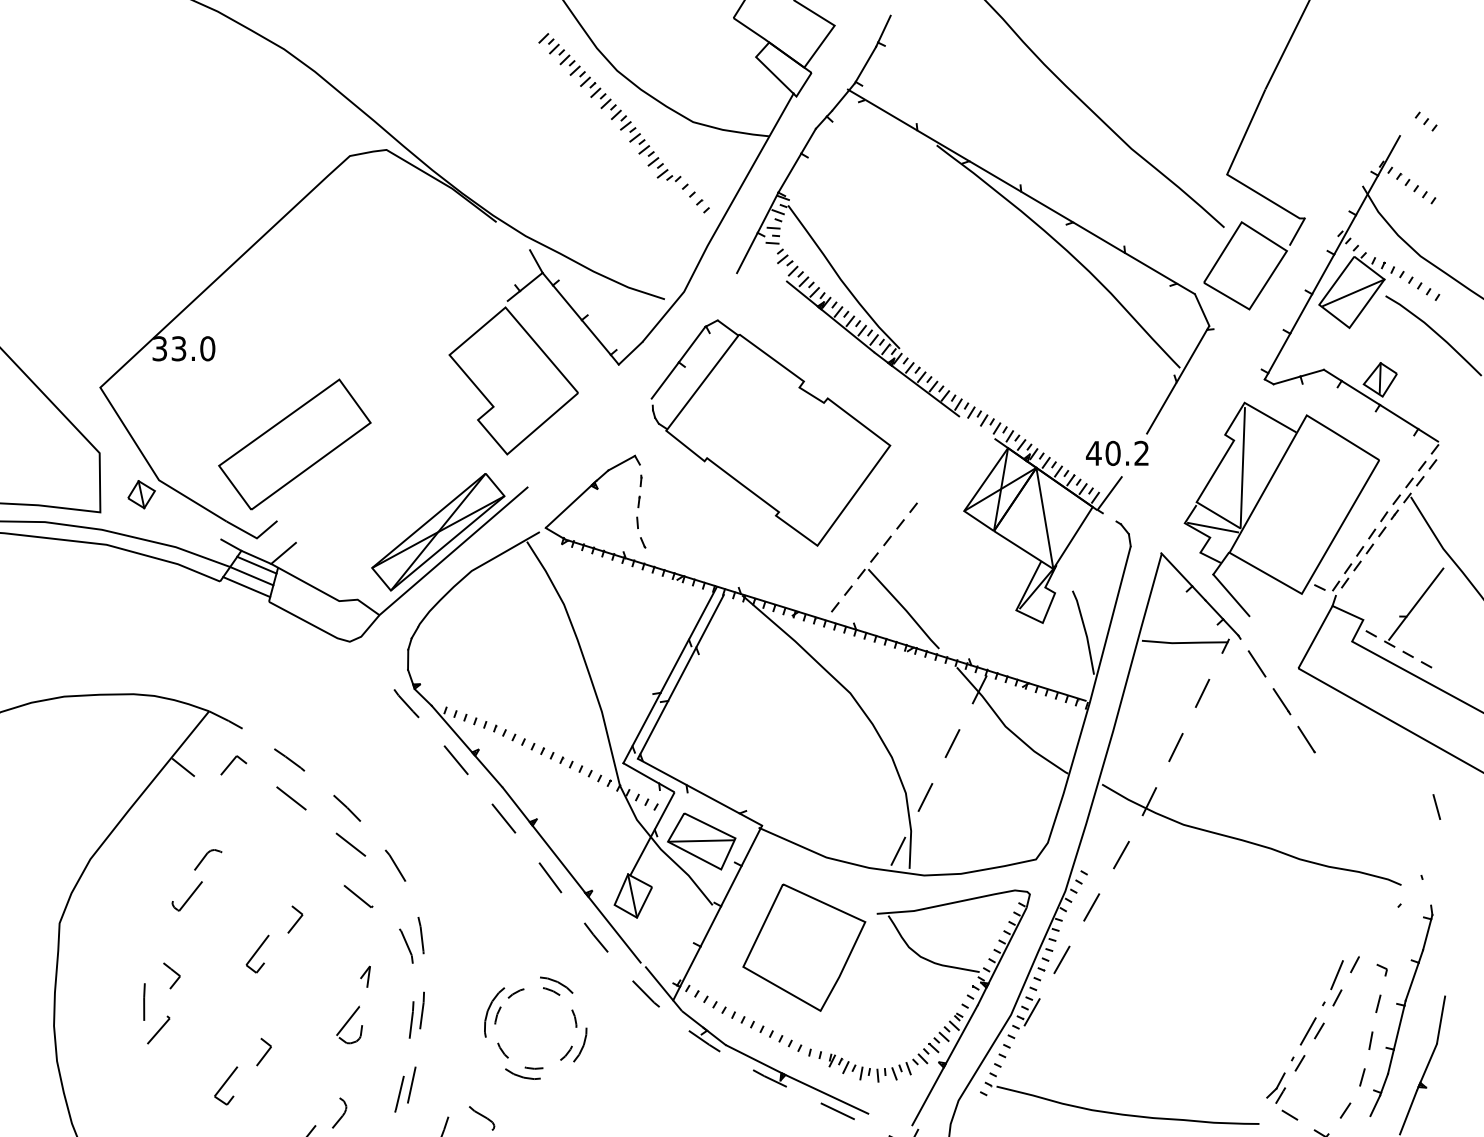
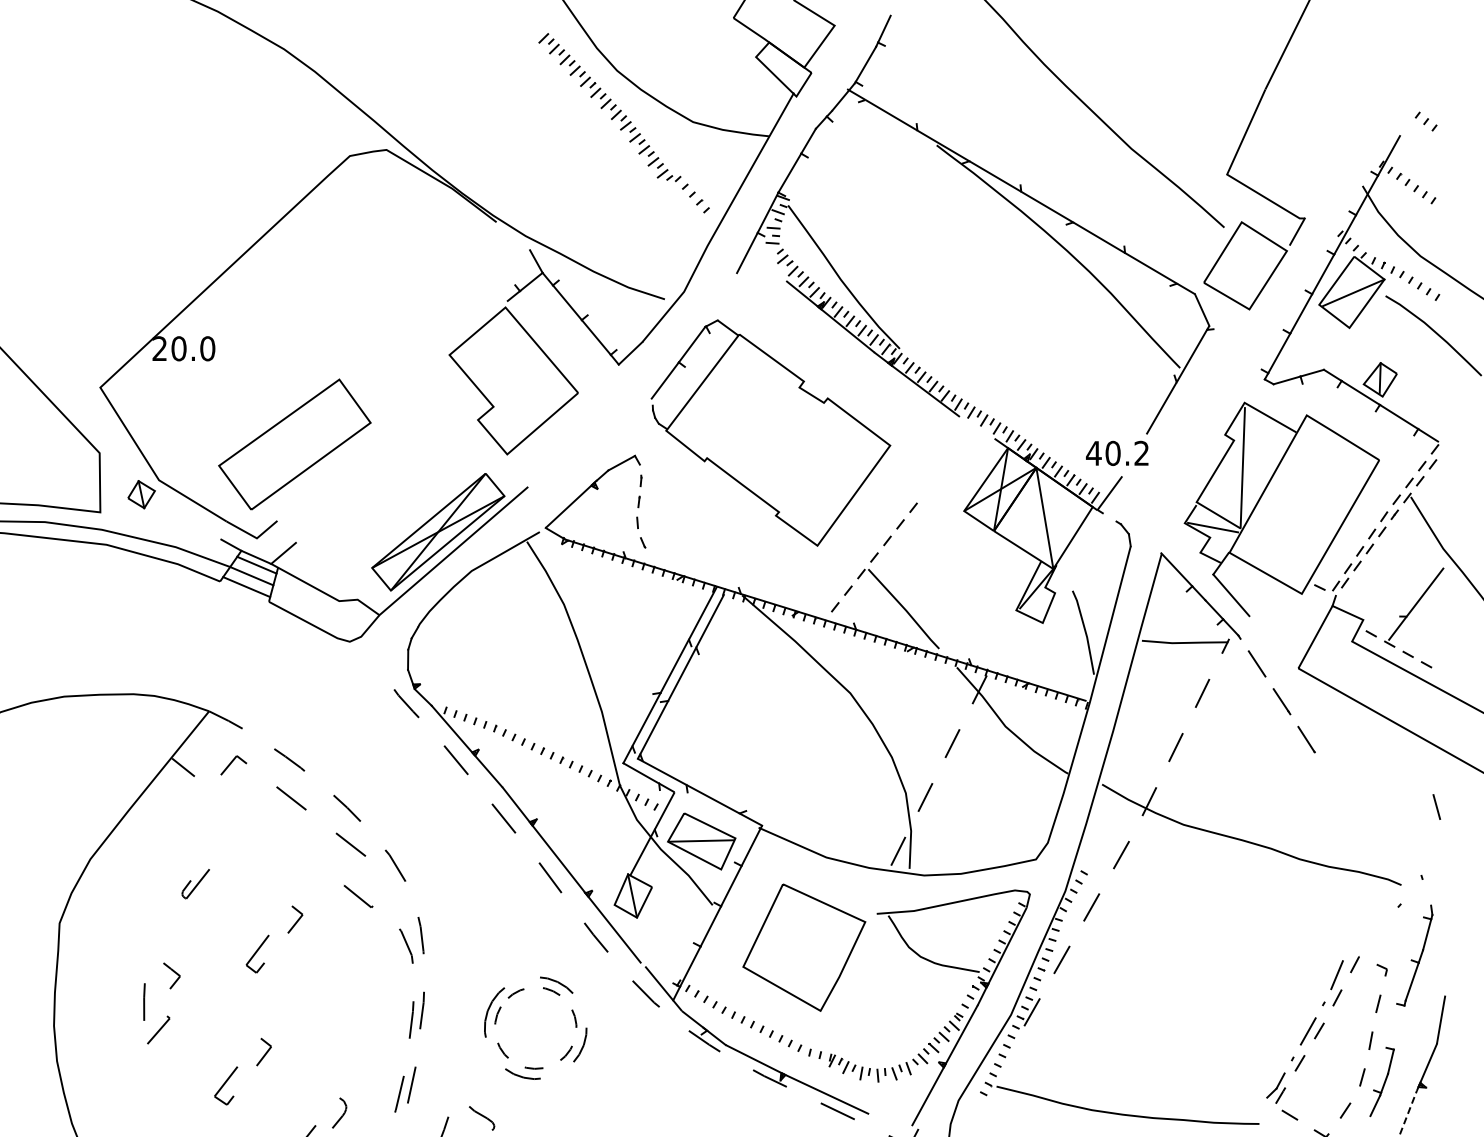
text: 33.0 -> 20.0 (169, 348)
part size: 52x63 px -> 29x31 px (195, 884)
part: present -> none (353, 1004)
line: present -> none (1398, 1027)
line: solid -> dashed (1408, 1112)
